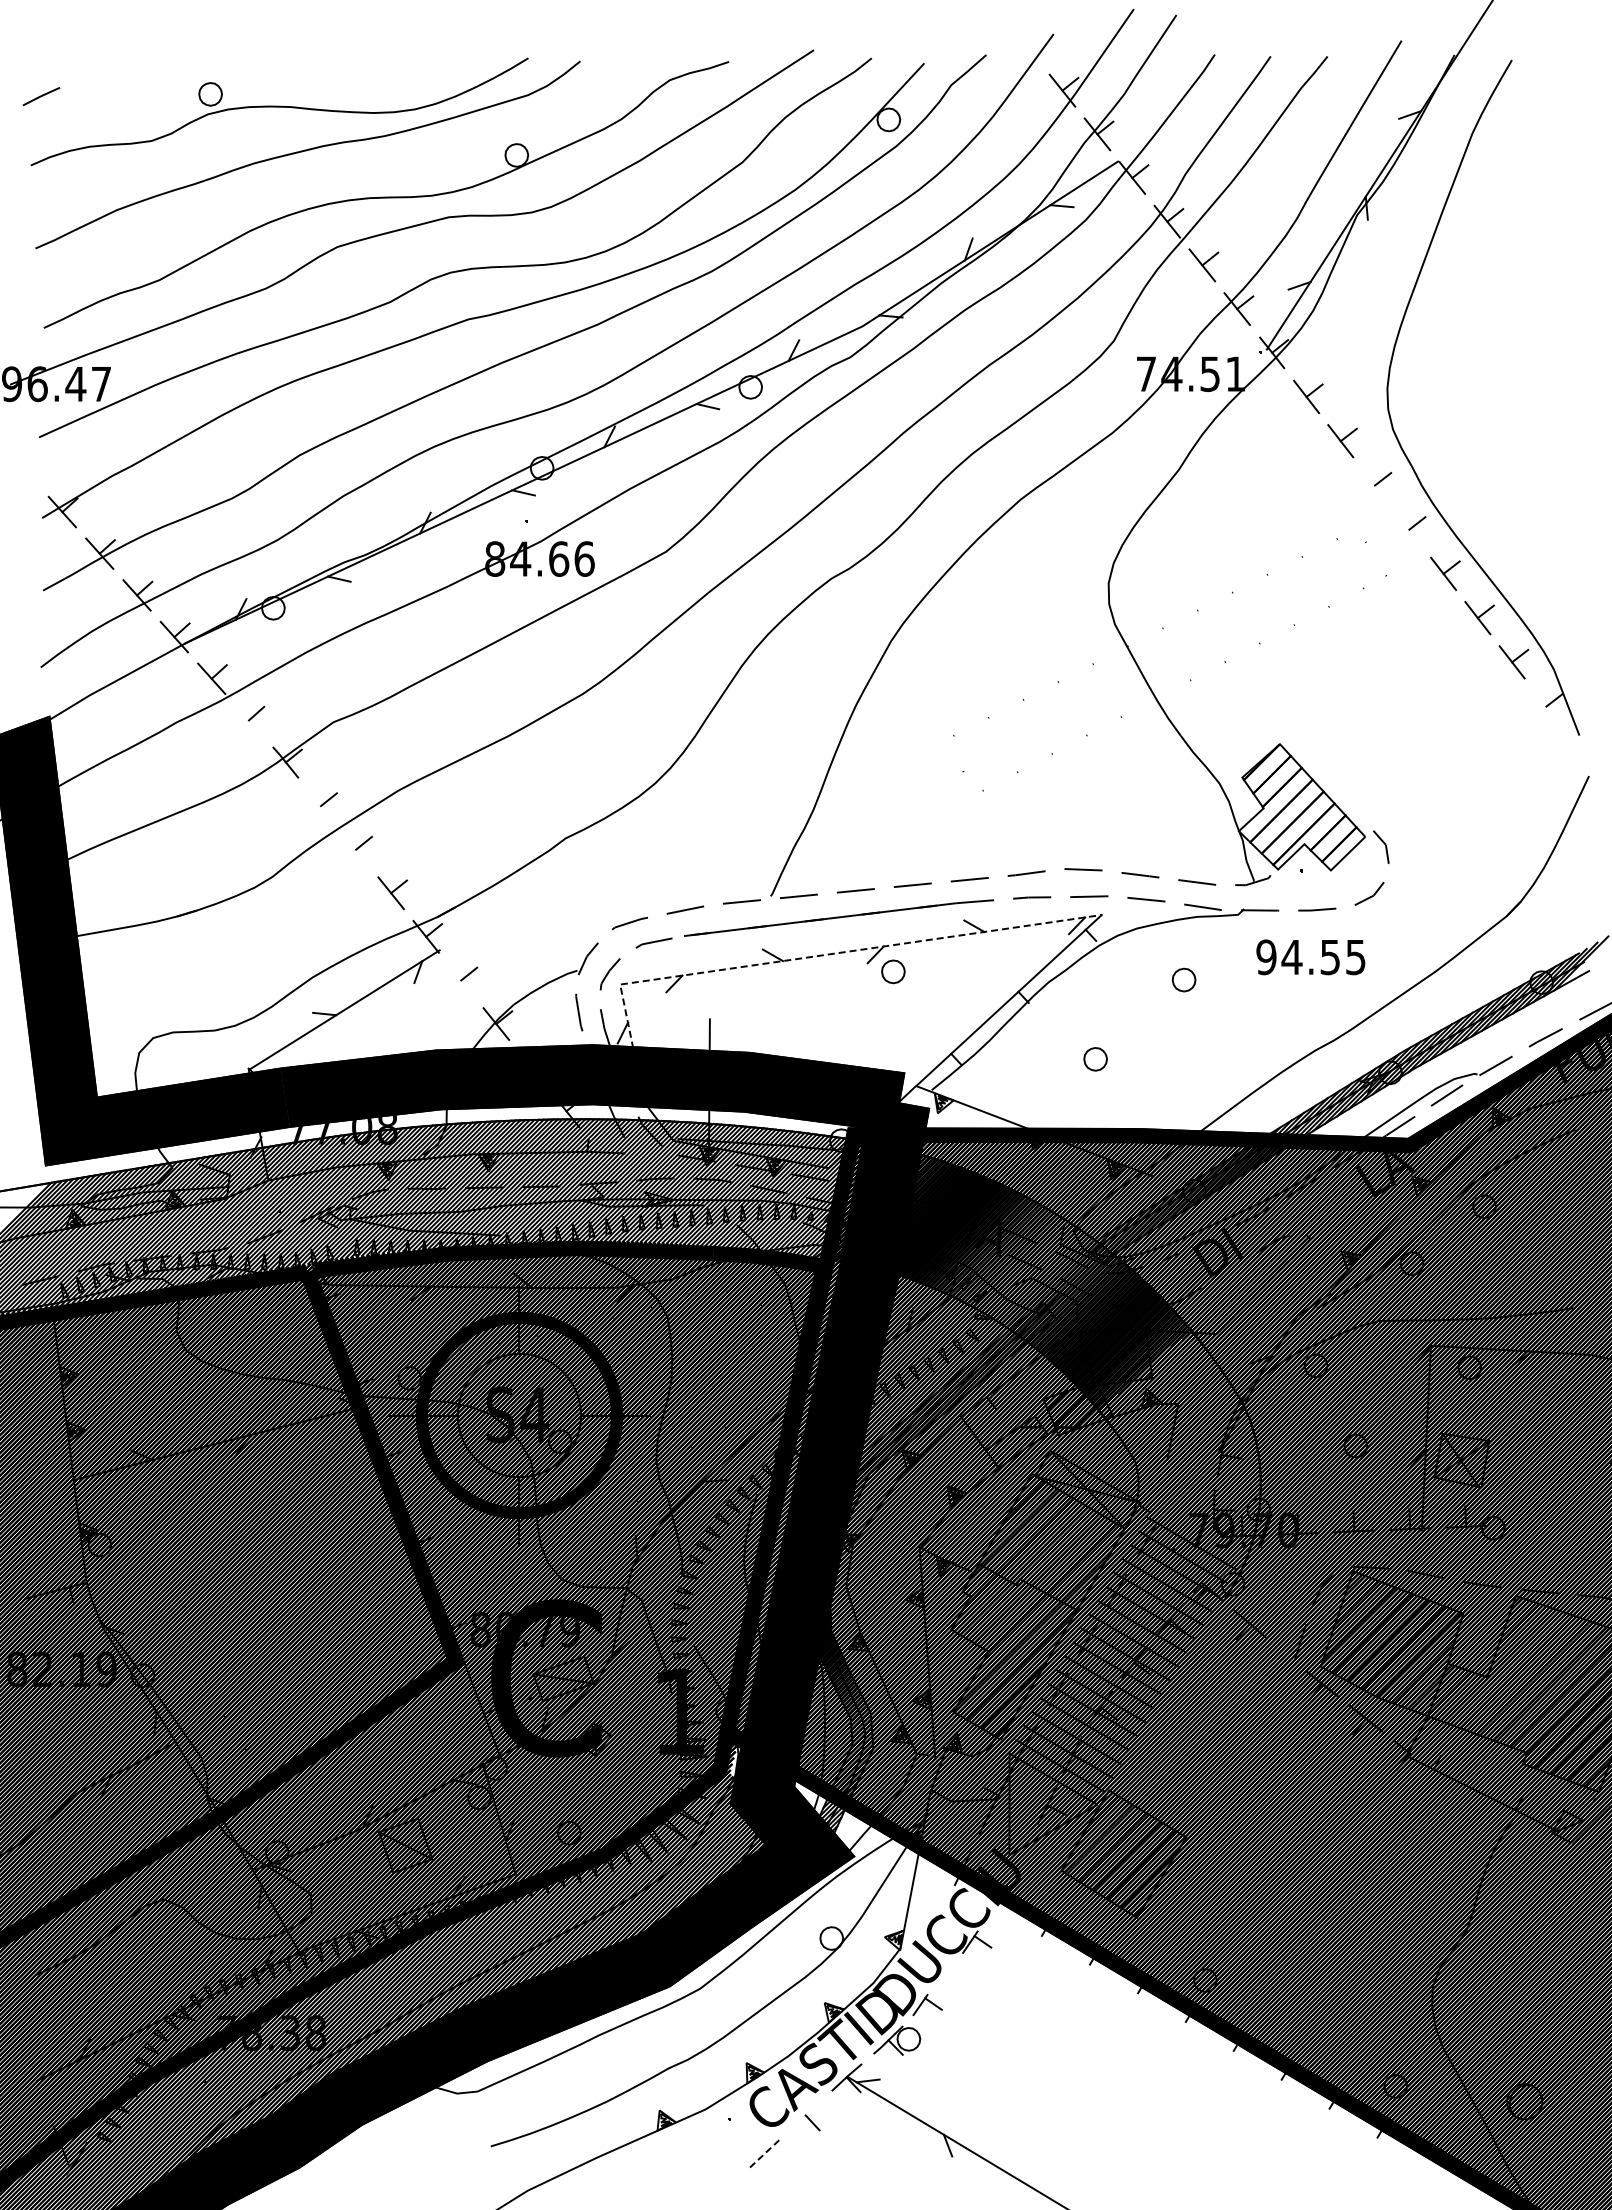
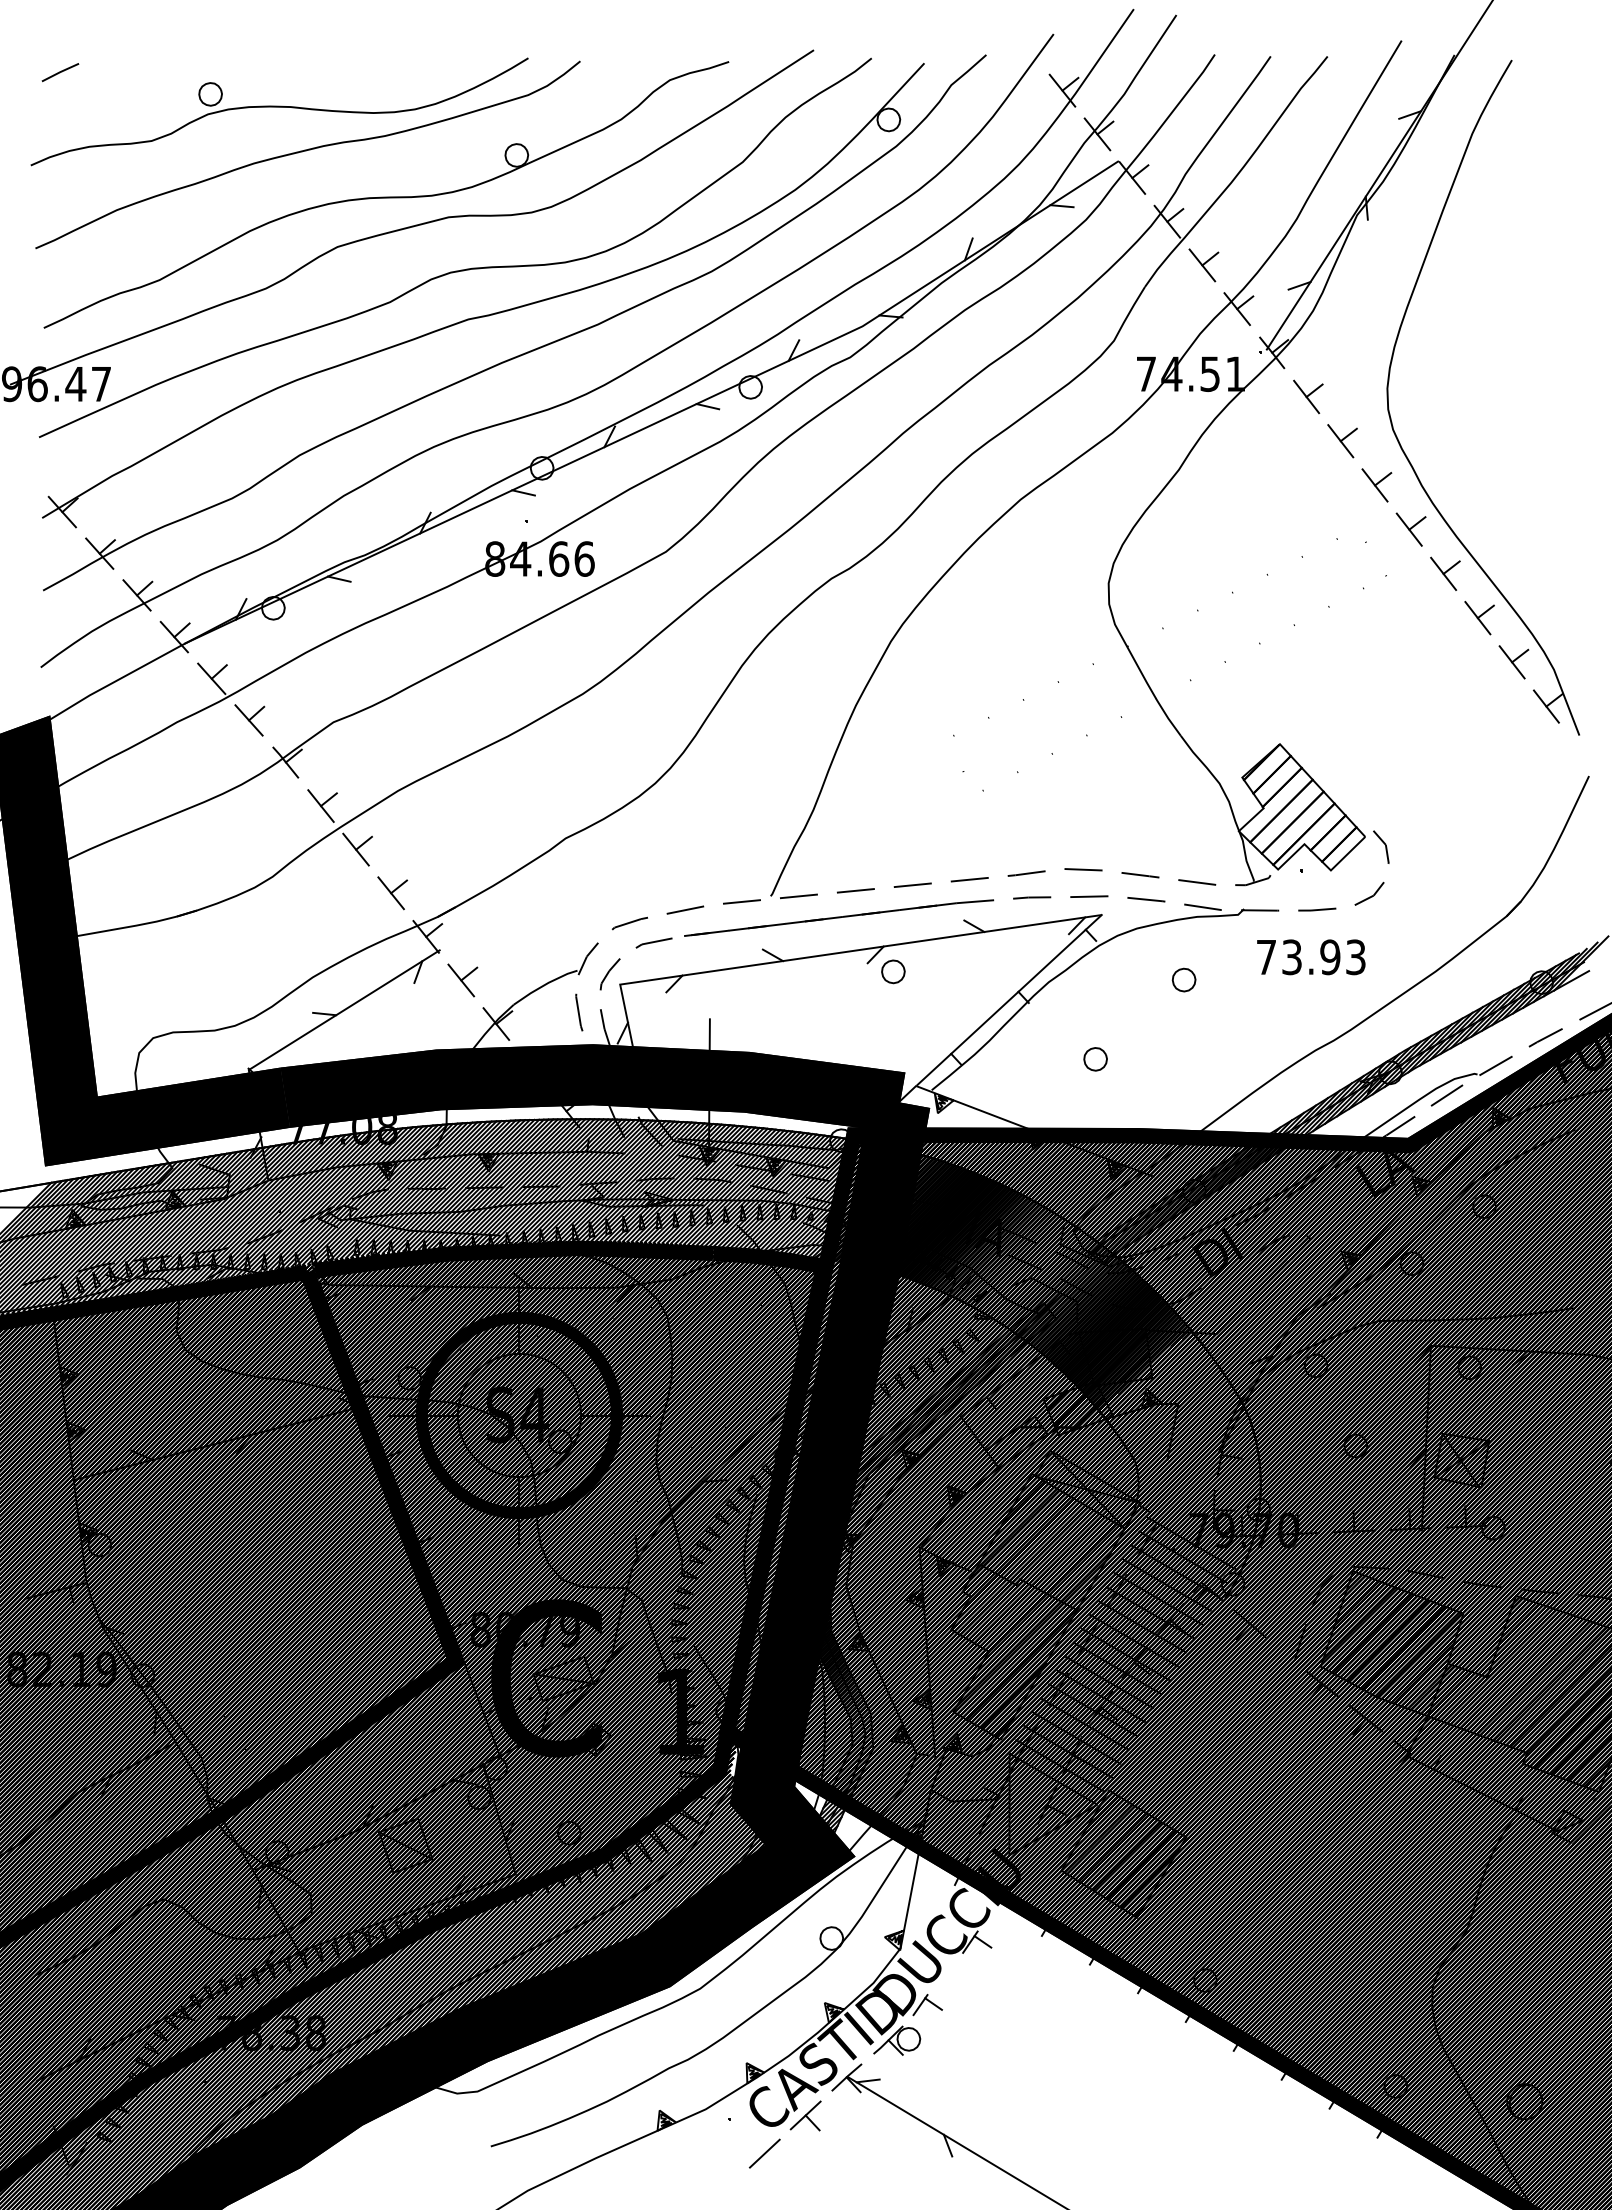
line position: (41, 96) -> (60, 72) (60, 72)
line: none -> present (1374, 485)
line: none -> present (1408, 529)
line: none -> present (1545, 706)
line: none -> present (248, 720)
line: none -> present (320, 805)
line: none -> present (355, 849)
text: 94.55 -> 73.93 (1310, 957)
line: dashed -> solid (801, 958)
line: none -> present (461, 980)
line: none -> present (805, 2115)
line: dashed -> solid (765, 2153)
